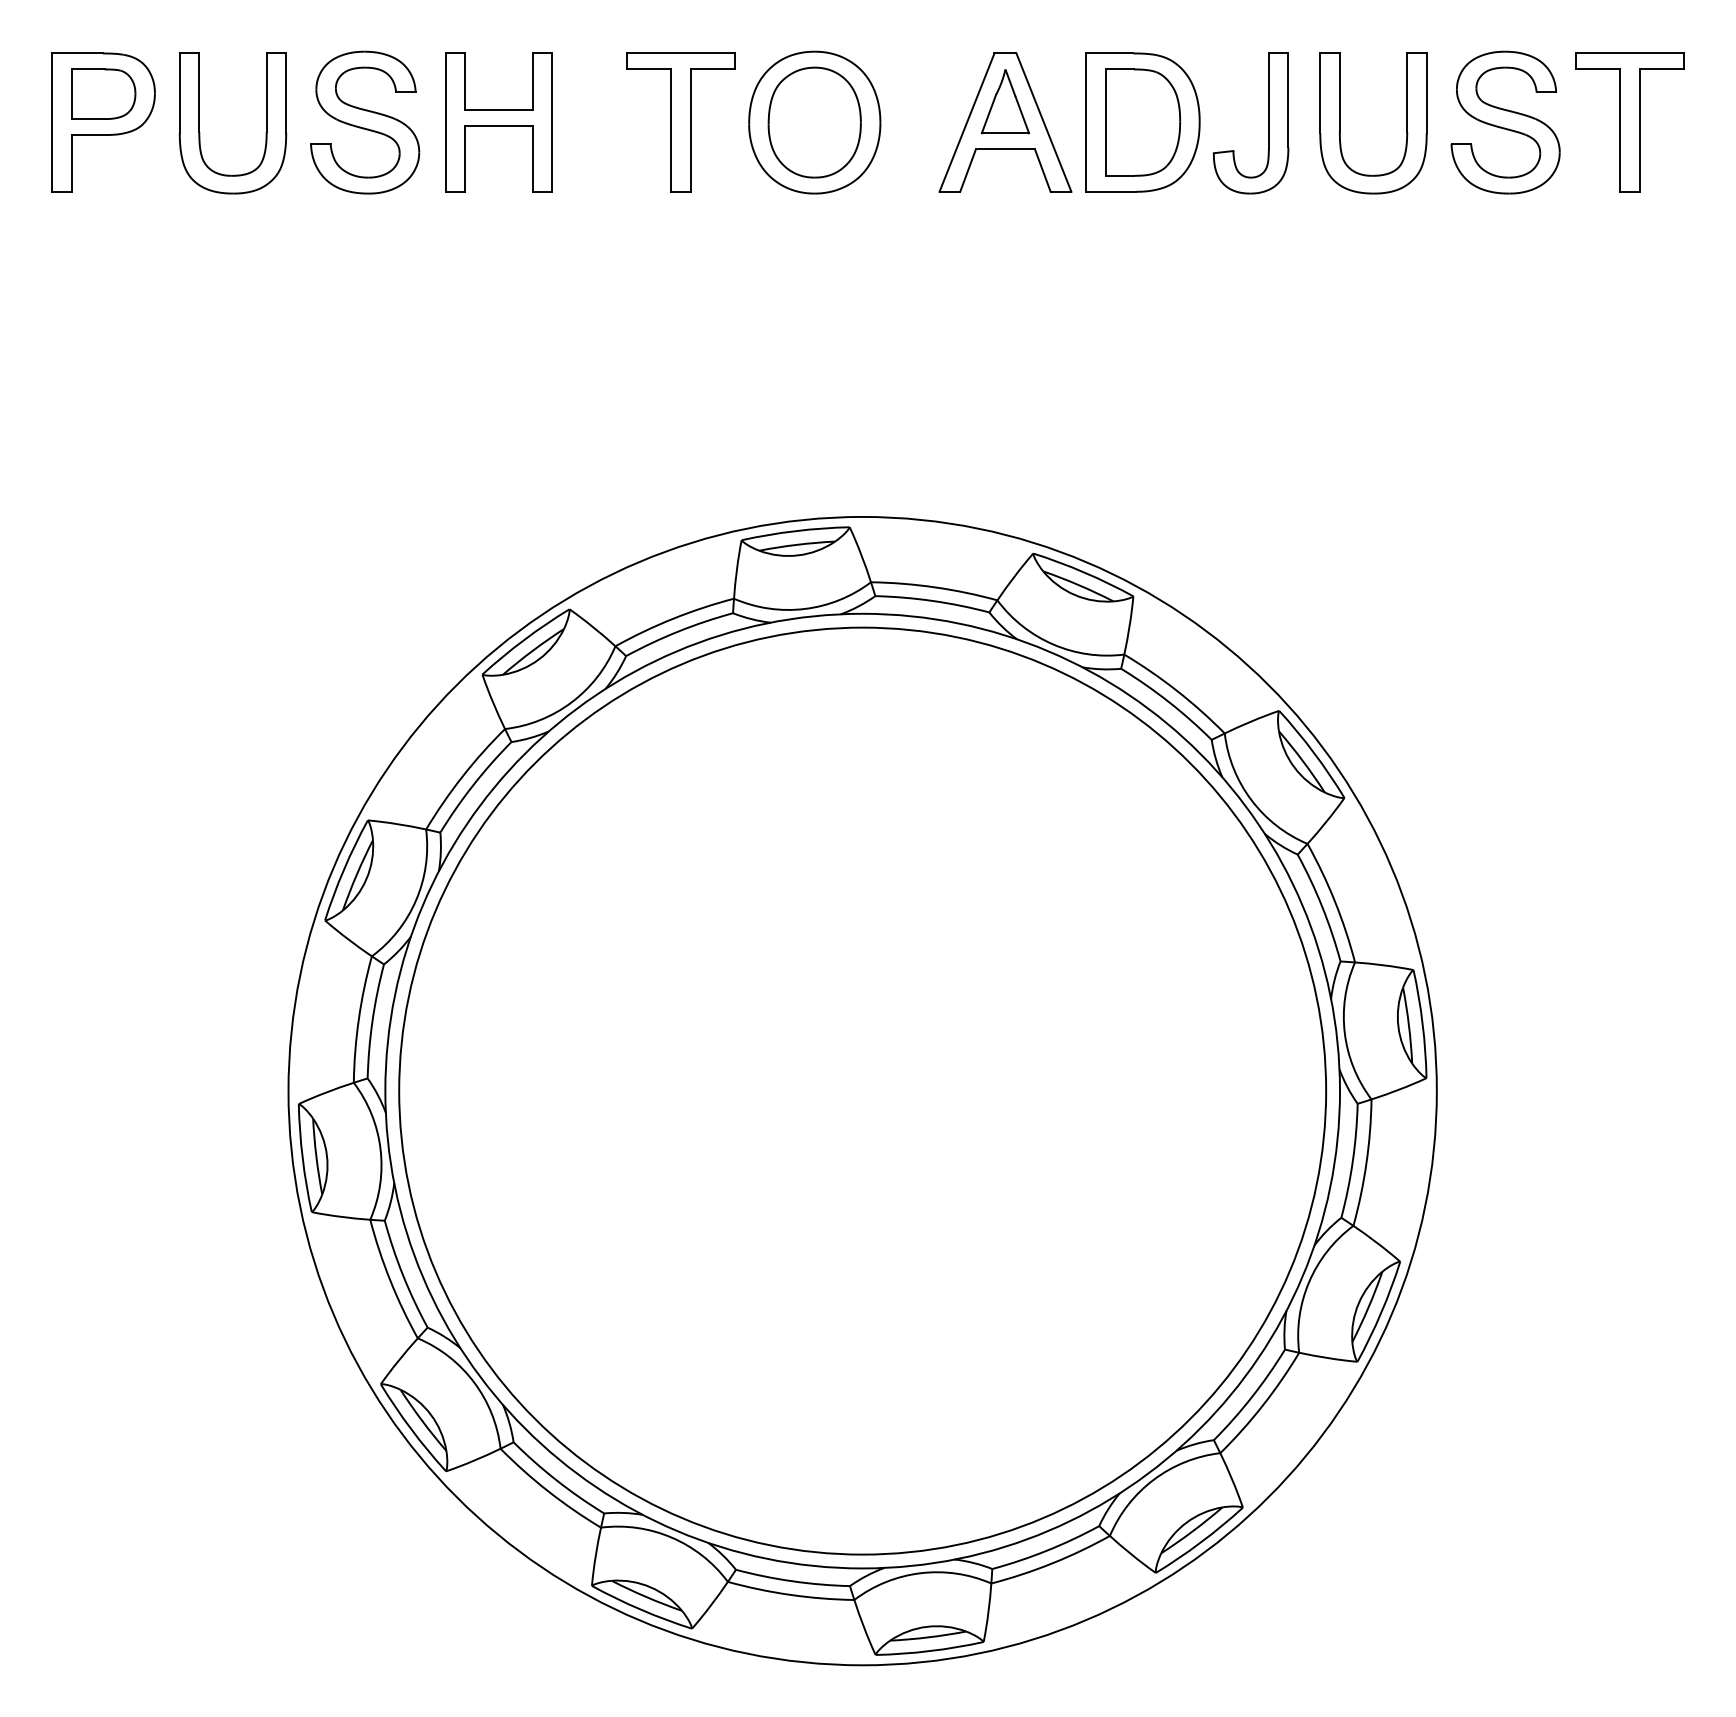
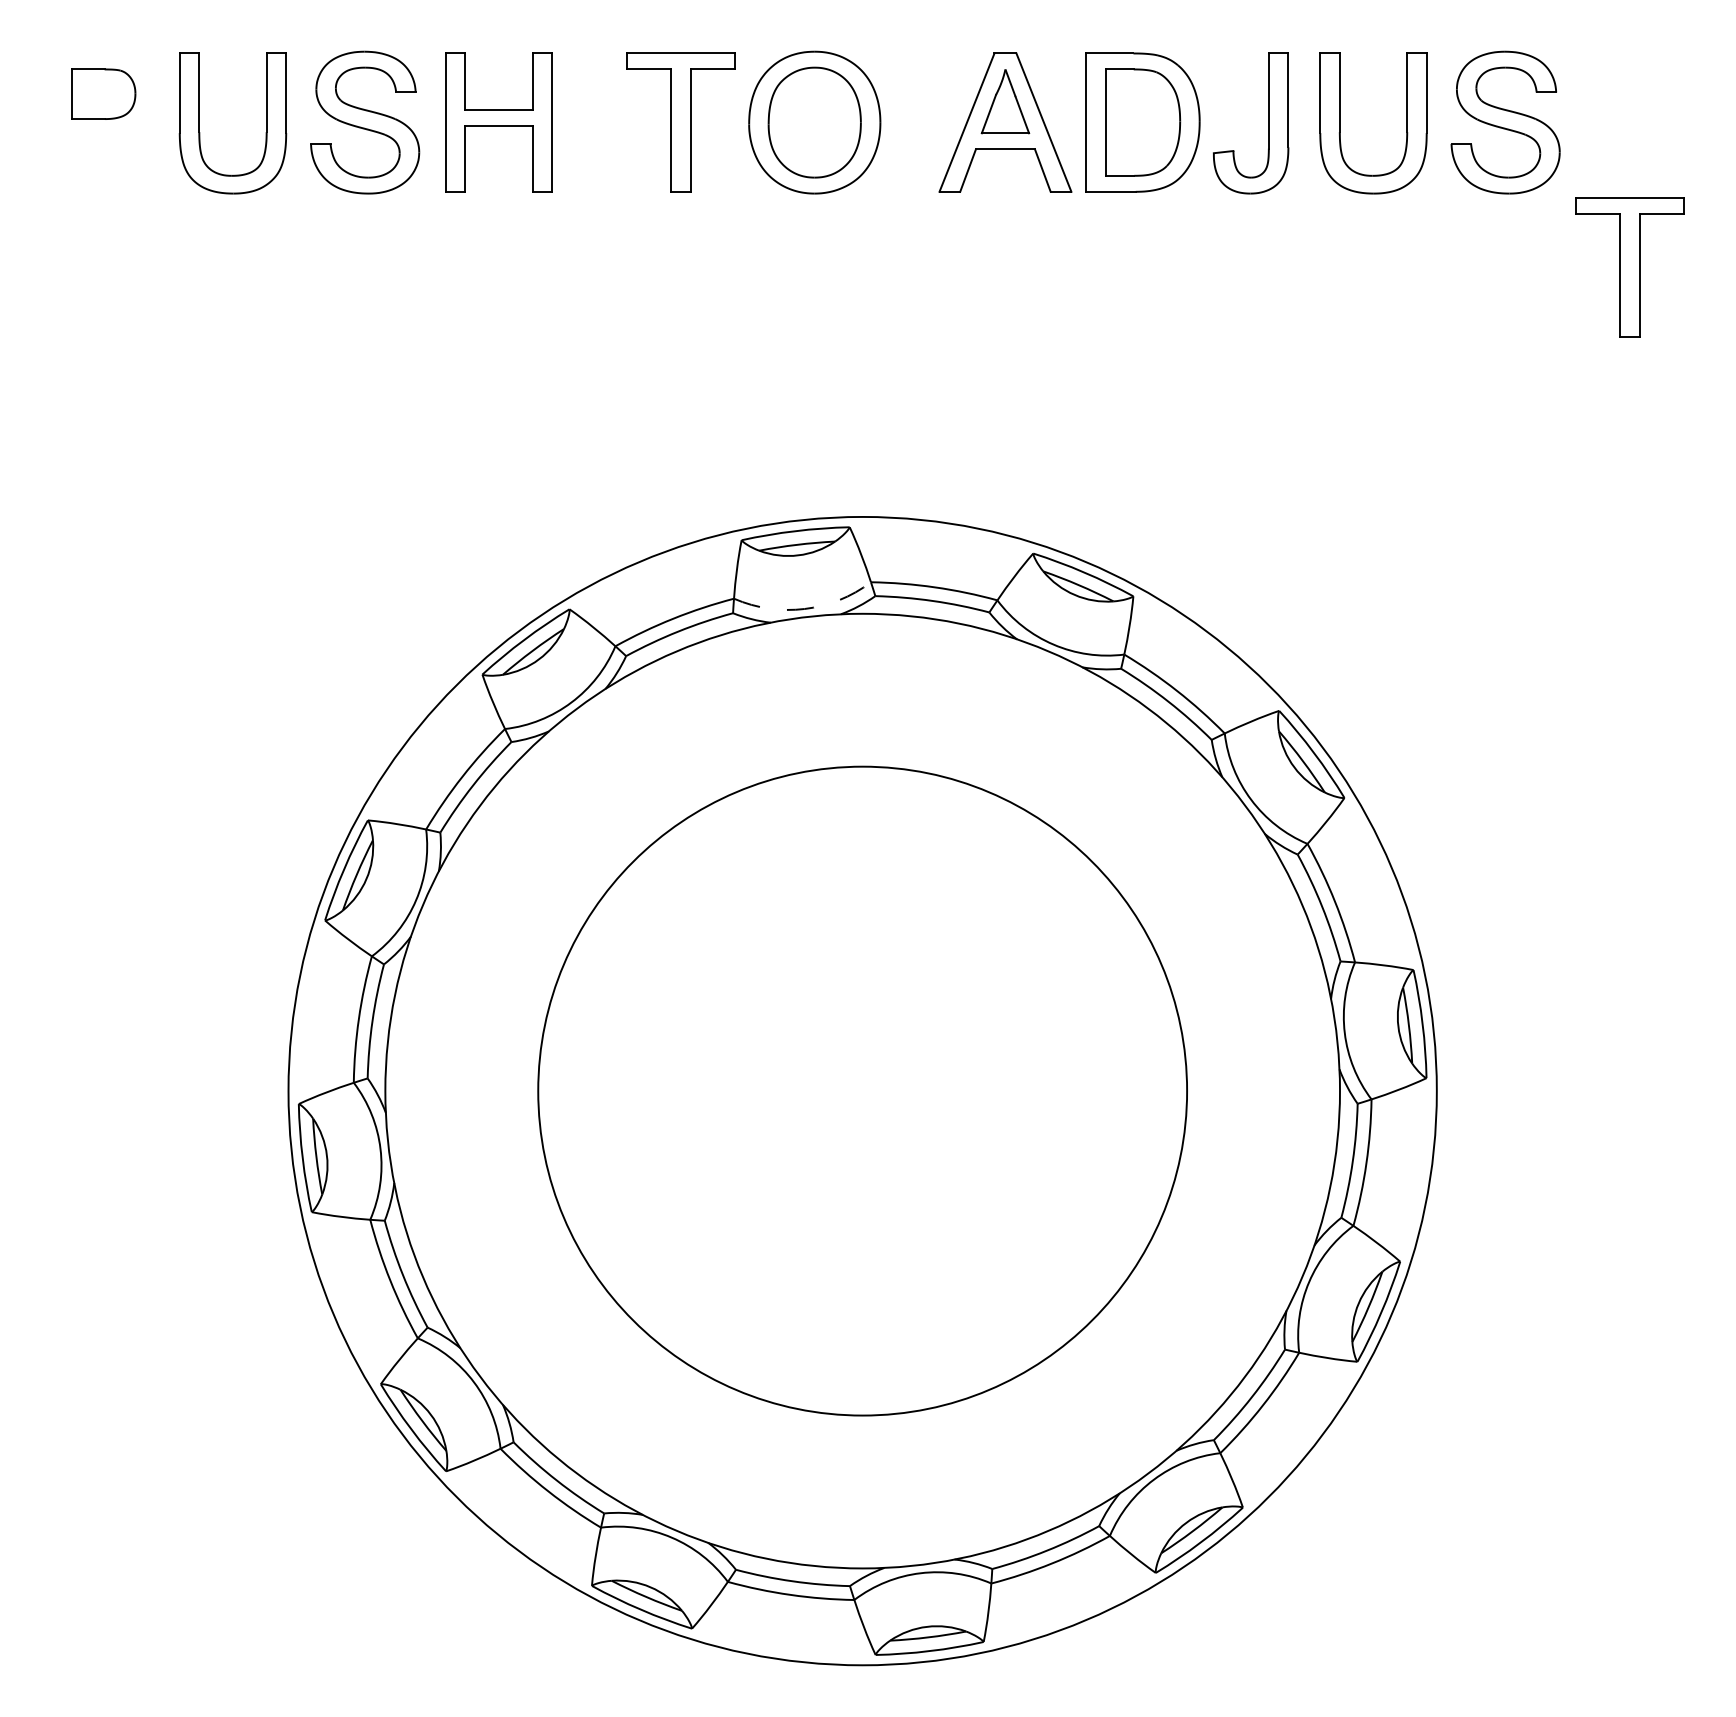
part: present -> none (103, 122)
part position: (1629, 122) -> (1629, 267) (1629, 267)
arc: solid -> dashed (804, 608)
circle diameter: 927 px -> 649 px (862, 1090)
